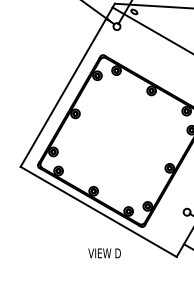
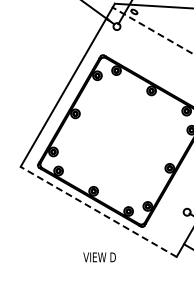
line: solid -> dashed (153, 30)
line: solid -> dashed (98, 211)
text position: (104, 253) -> (99, 257) (99, 257)
